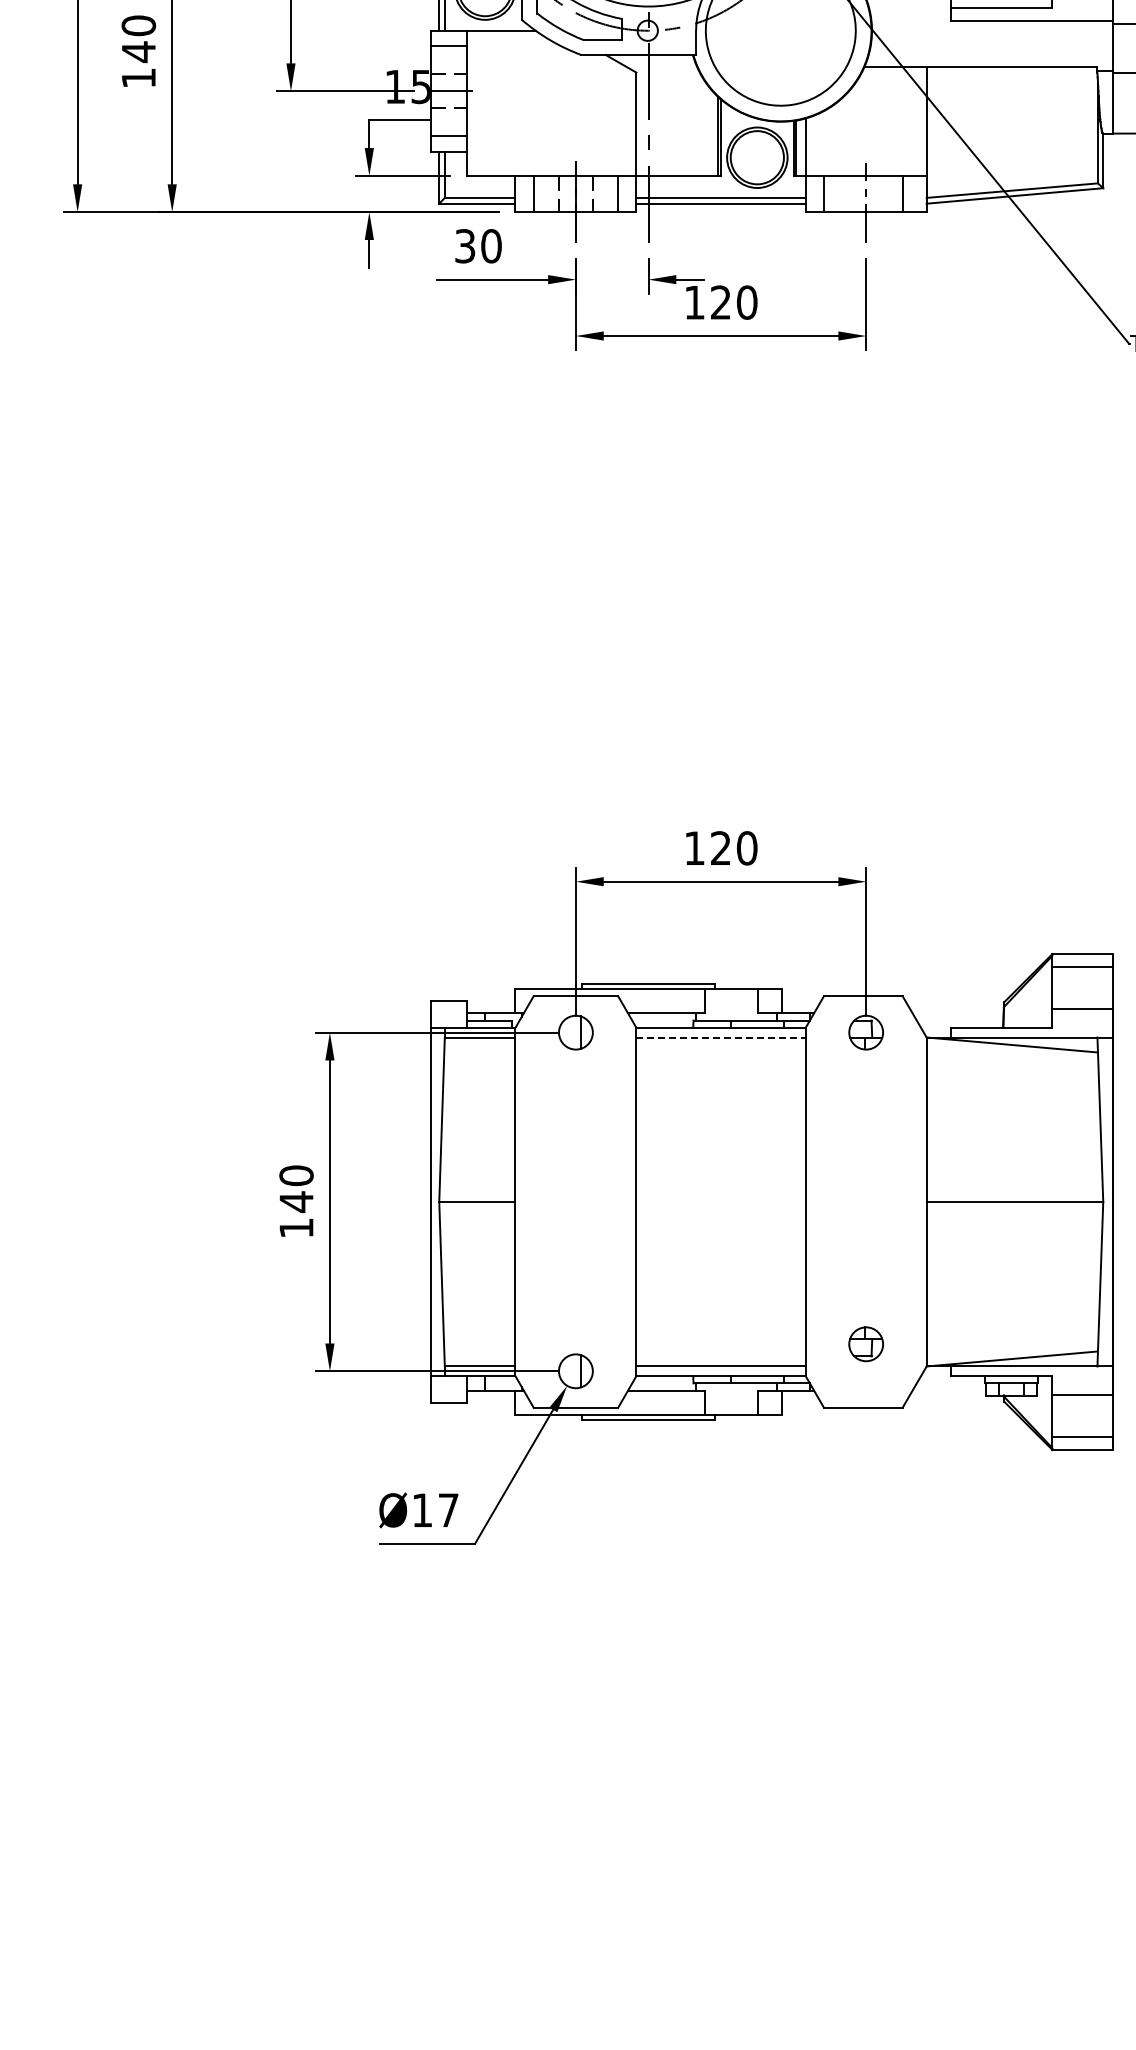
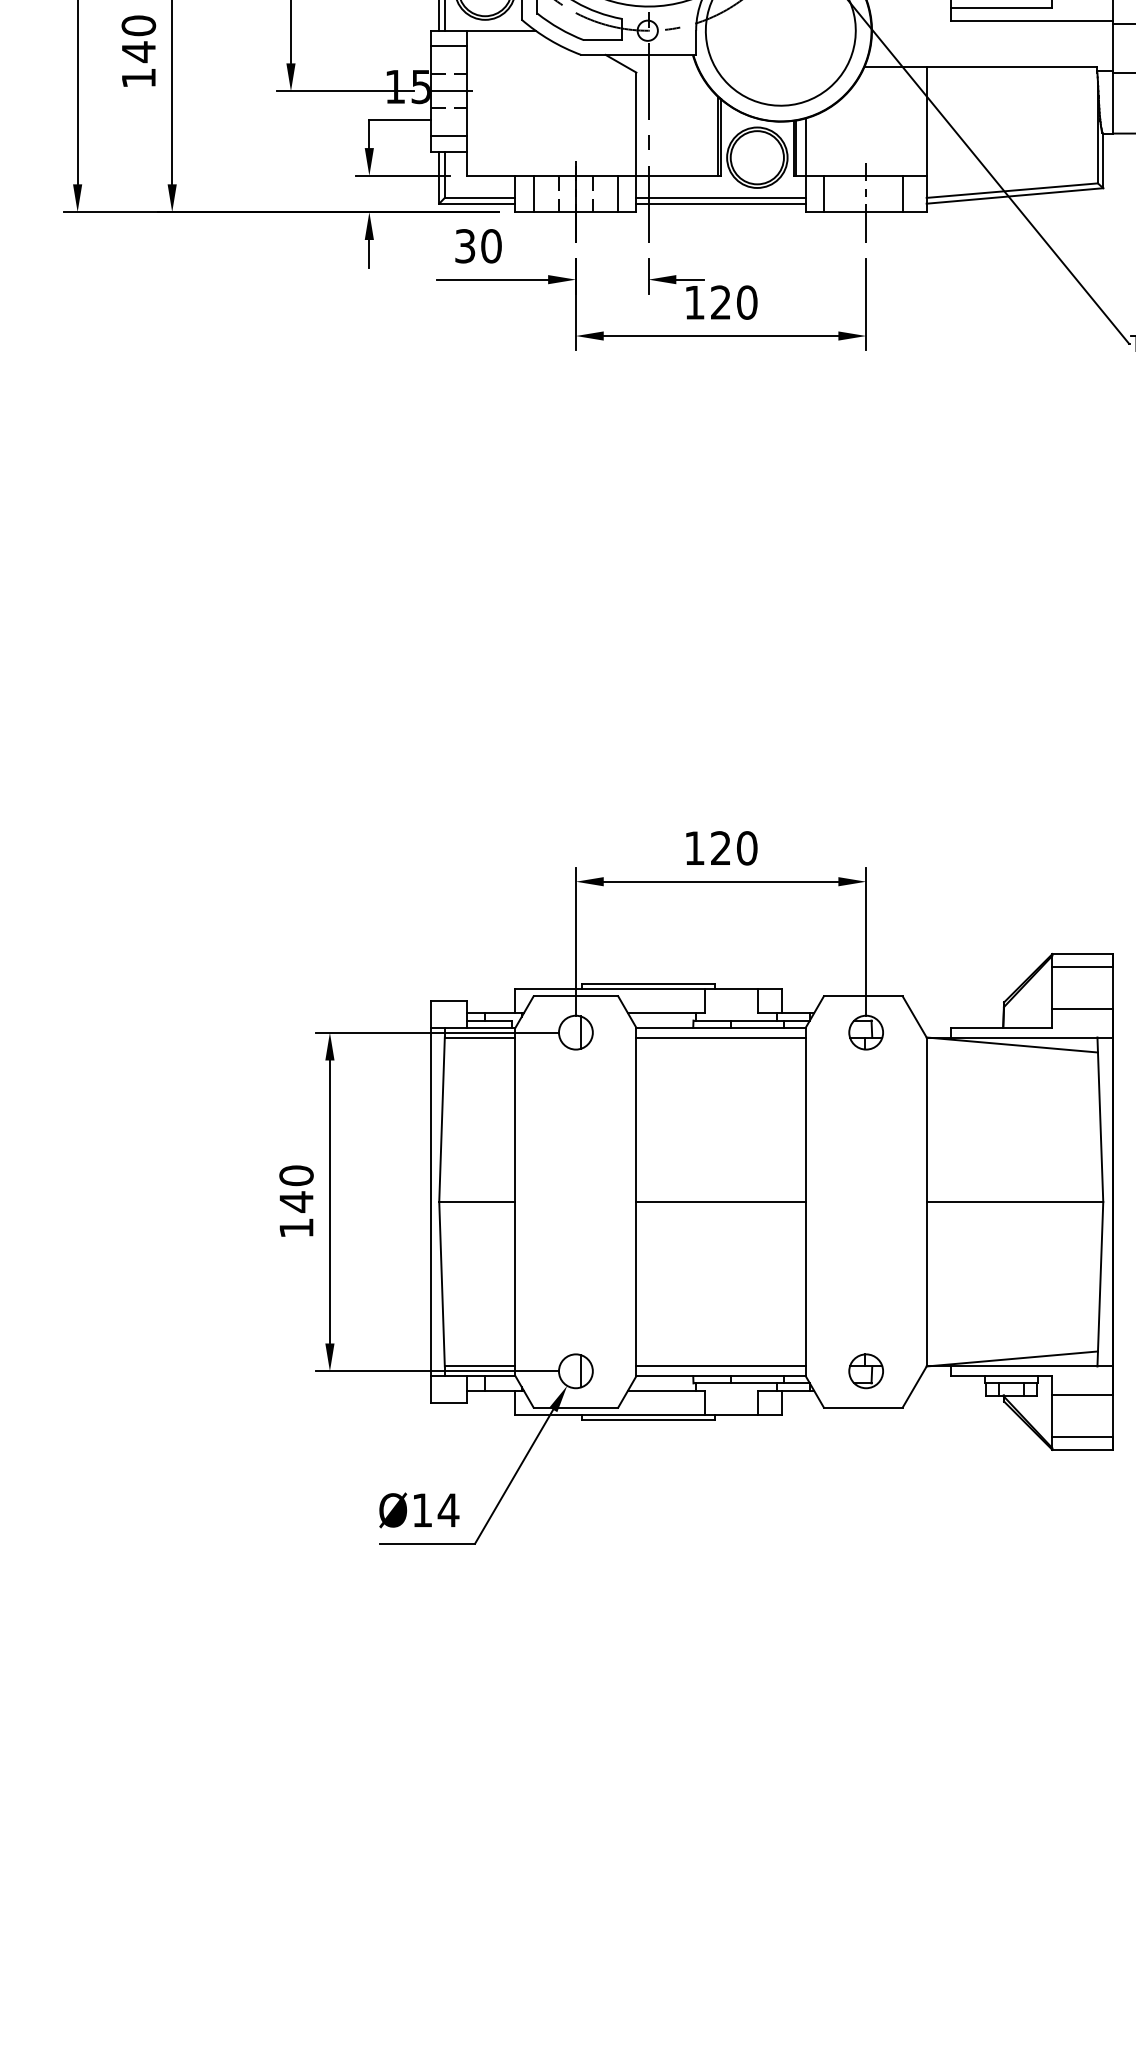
line: dashed -> solid (721, 1037)
line: none -> present (720, 1201)
part position: (865, 1344) -> (865, 1371) (865, 1371)
text: Ø17 -> Ø14 (448, 1509)
